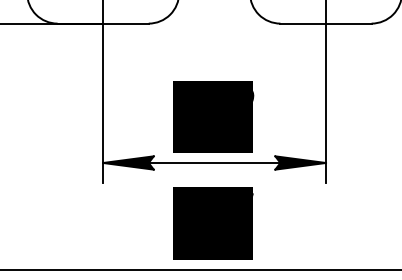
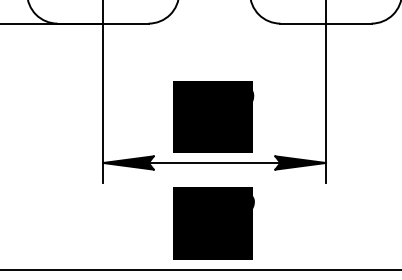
text: 64 -> 63 (253, 200)
